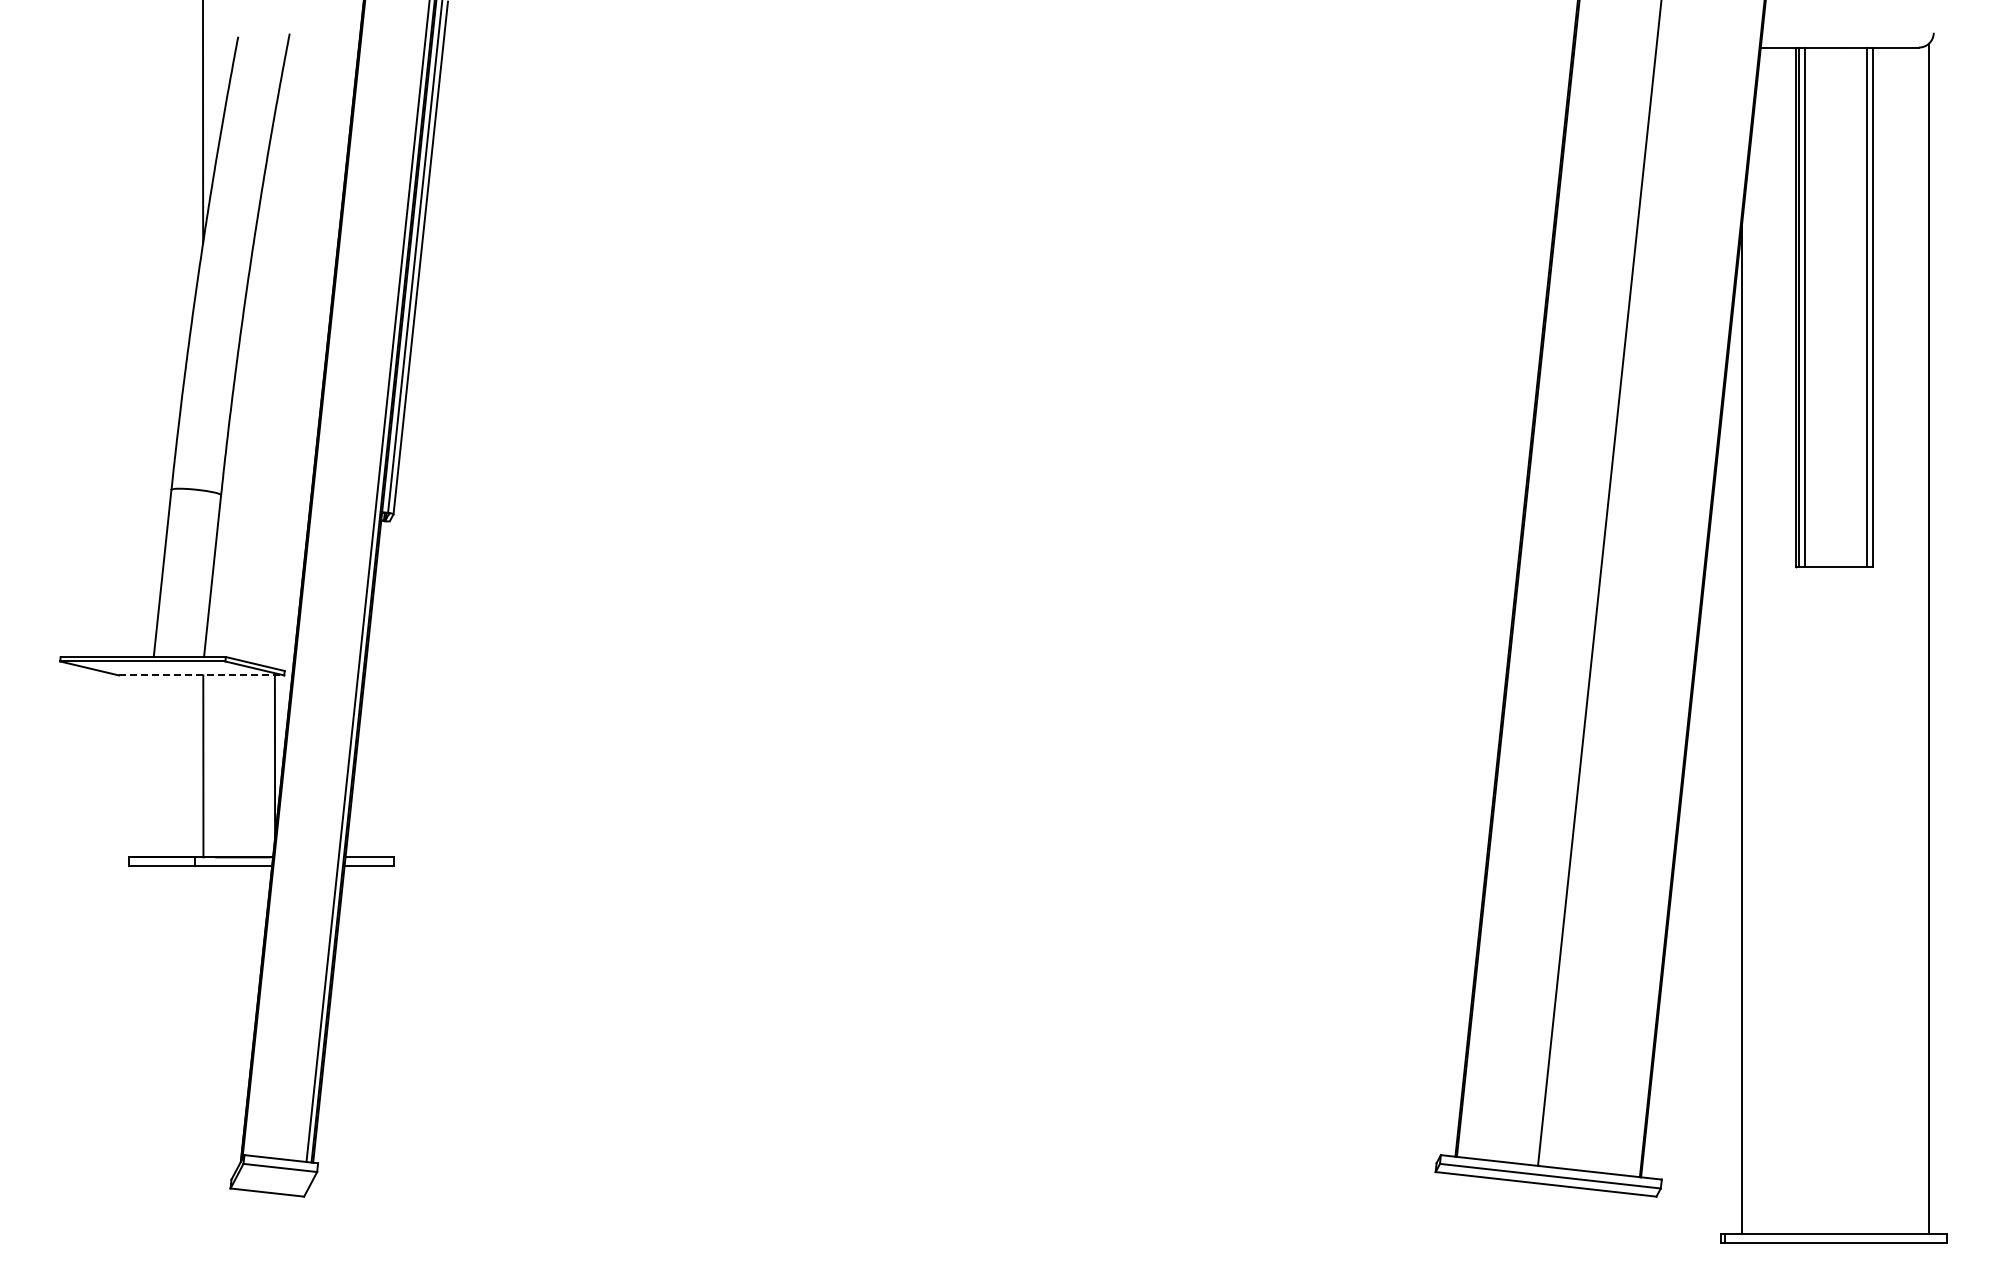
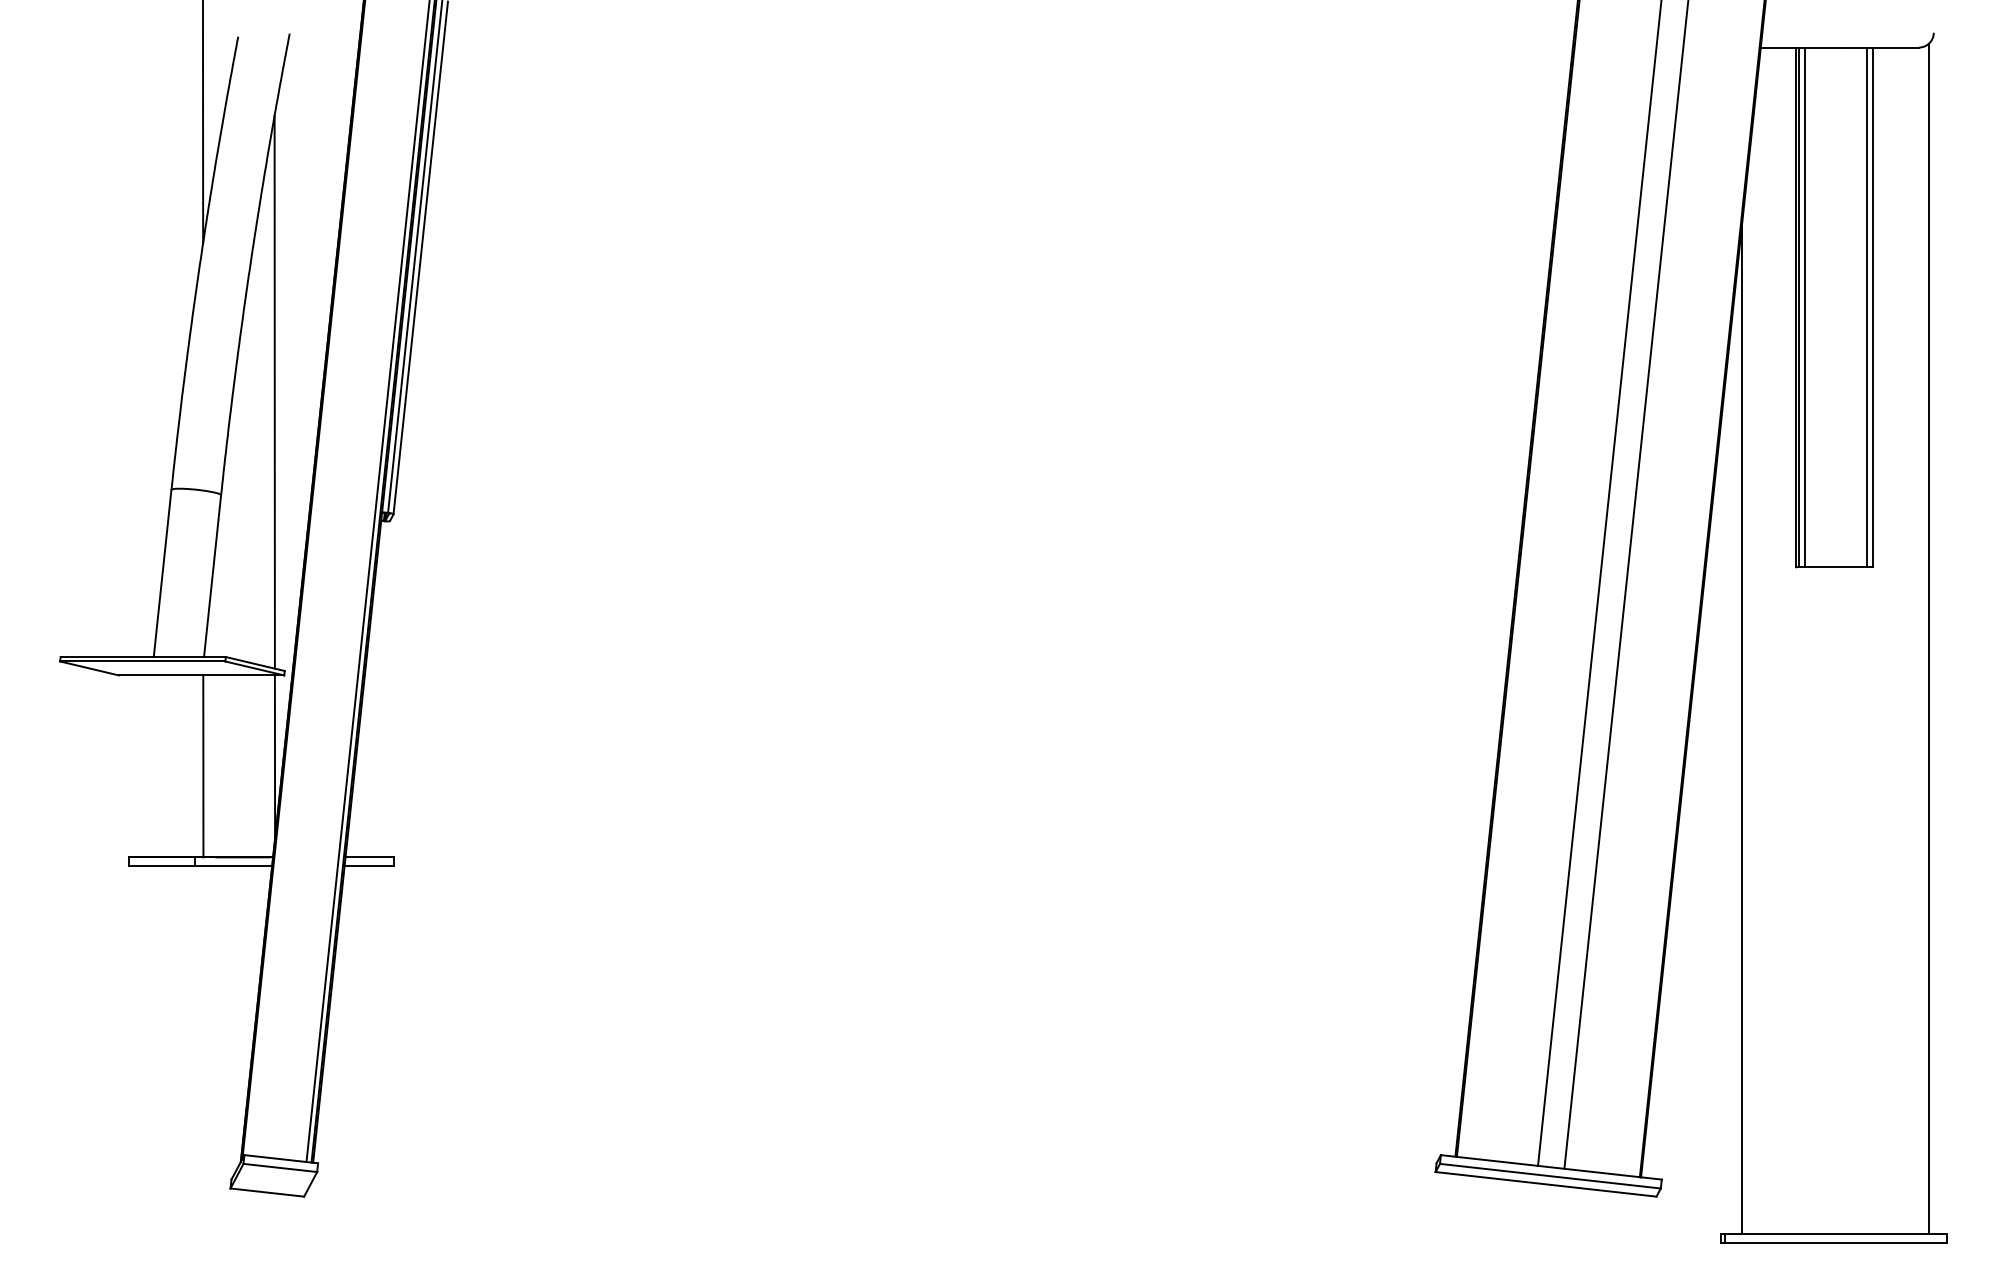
line: none -> present (274, 391)
line: none -> present (1626, 585)
line: dashed -> solid (201, 675)
